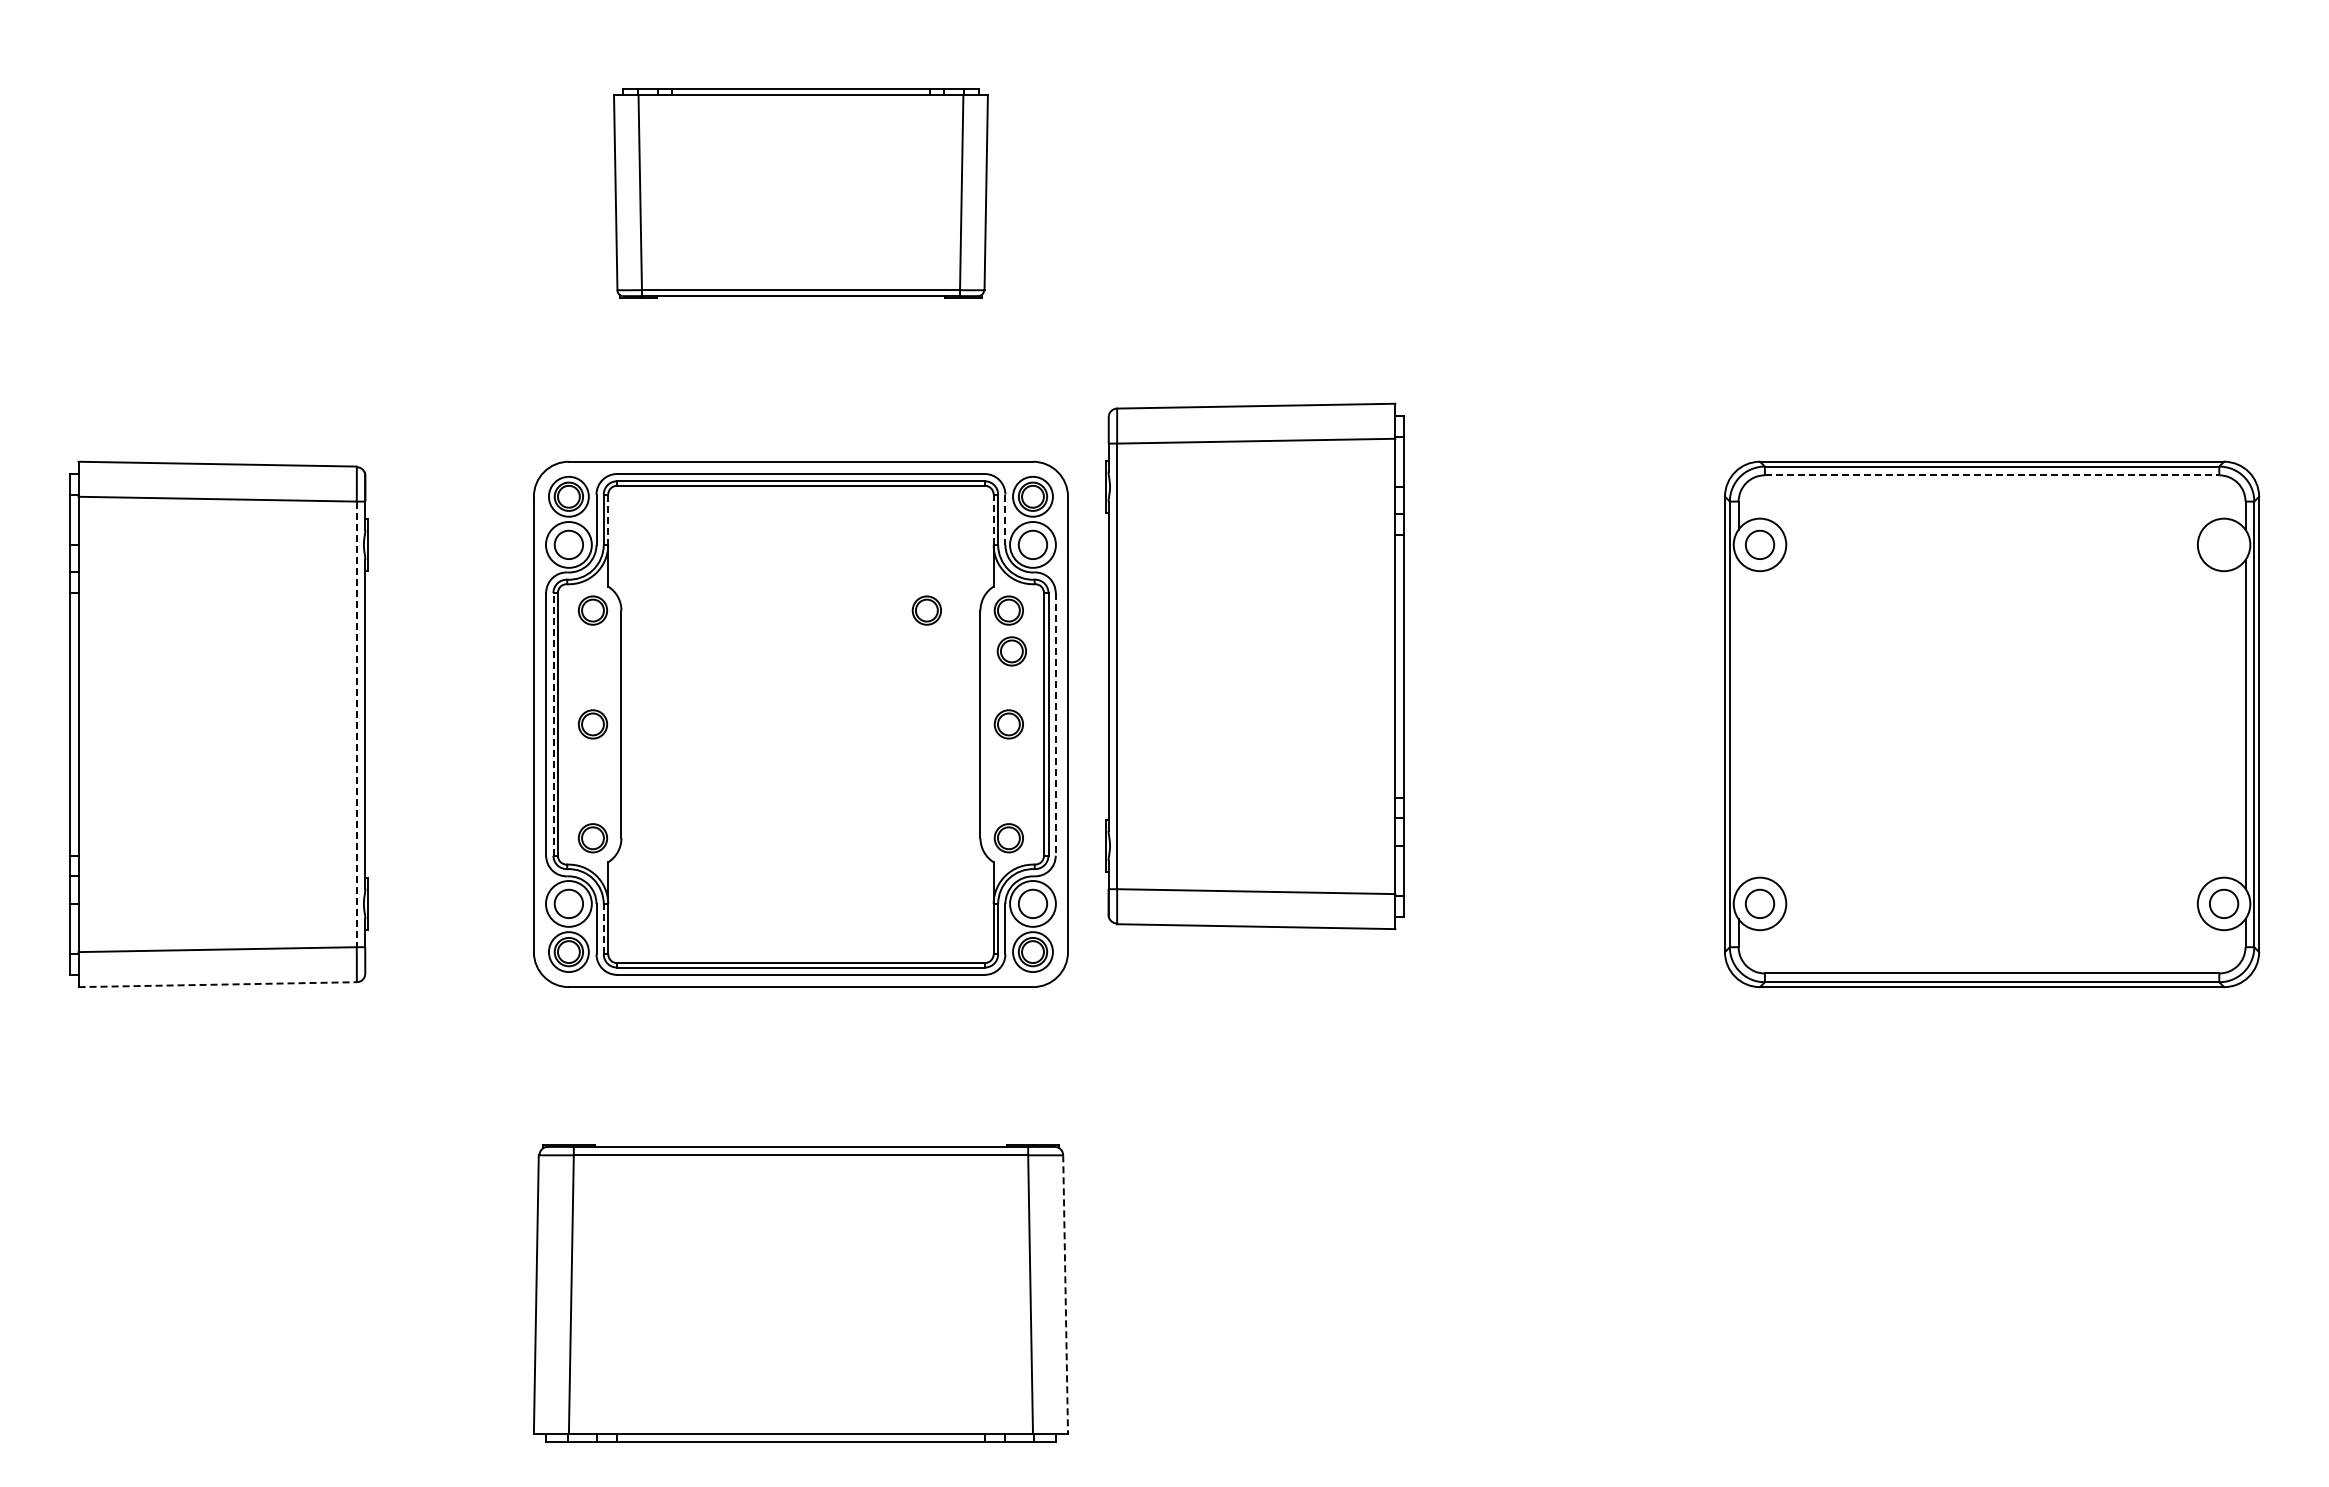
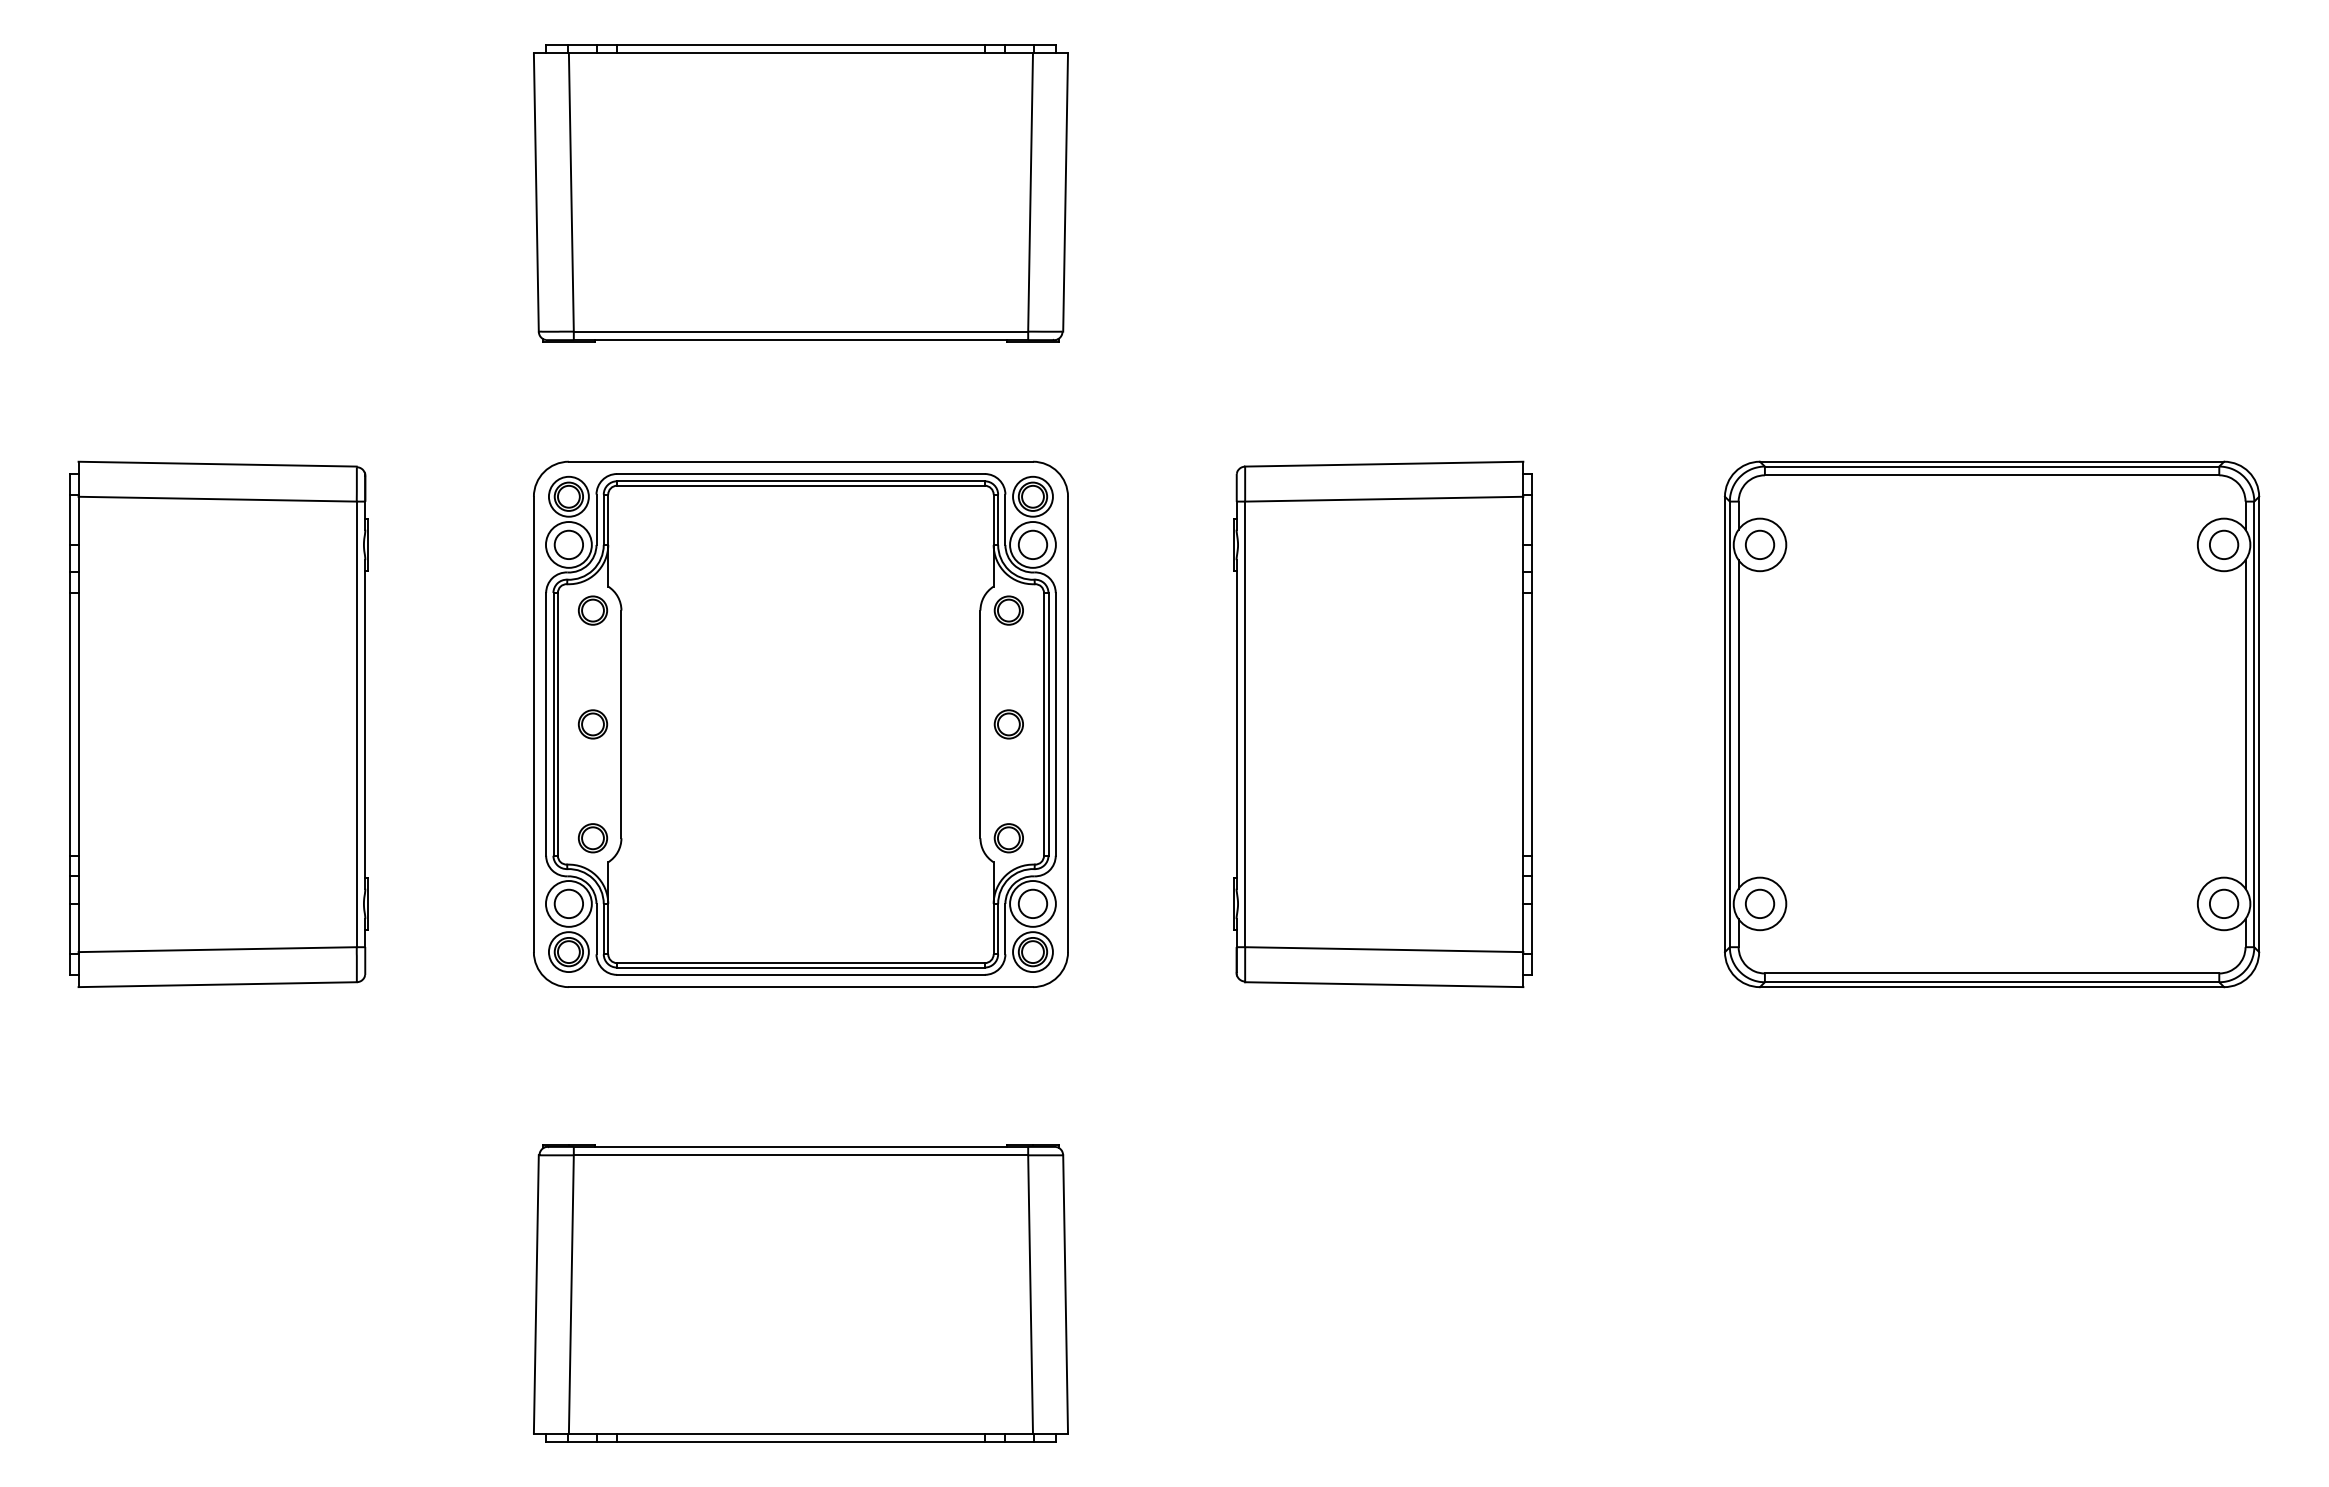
part size: 376x211 px -> 536x299 px (800, 193)
line: dashed -> solid (1992, 475)
line: dashed -> solid (993, 519)
line: dashed -> solid (608, 520)
line: dashed -> solid (1005, 520)
circle: none -> present (2224, 544)
part: present -> none (926, 610)
part: present -> none (1011, 651)
part position: (1254, 665) -> (1382, 723) (1382, 723)
line: dashed -> solid (553, 723)
line: dashed -> solid (356, 724)
line: dashed -> solid (1055, 724)
line: none -> present (1738, 724)
line: dashed -> solid (603, 928)
line: dashed -> solid (218, 984)
line: dashed -> solid (1065, 1294)
